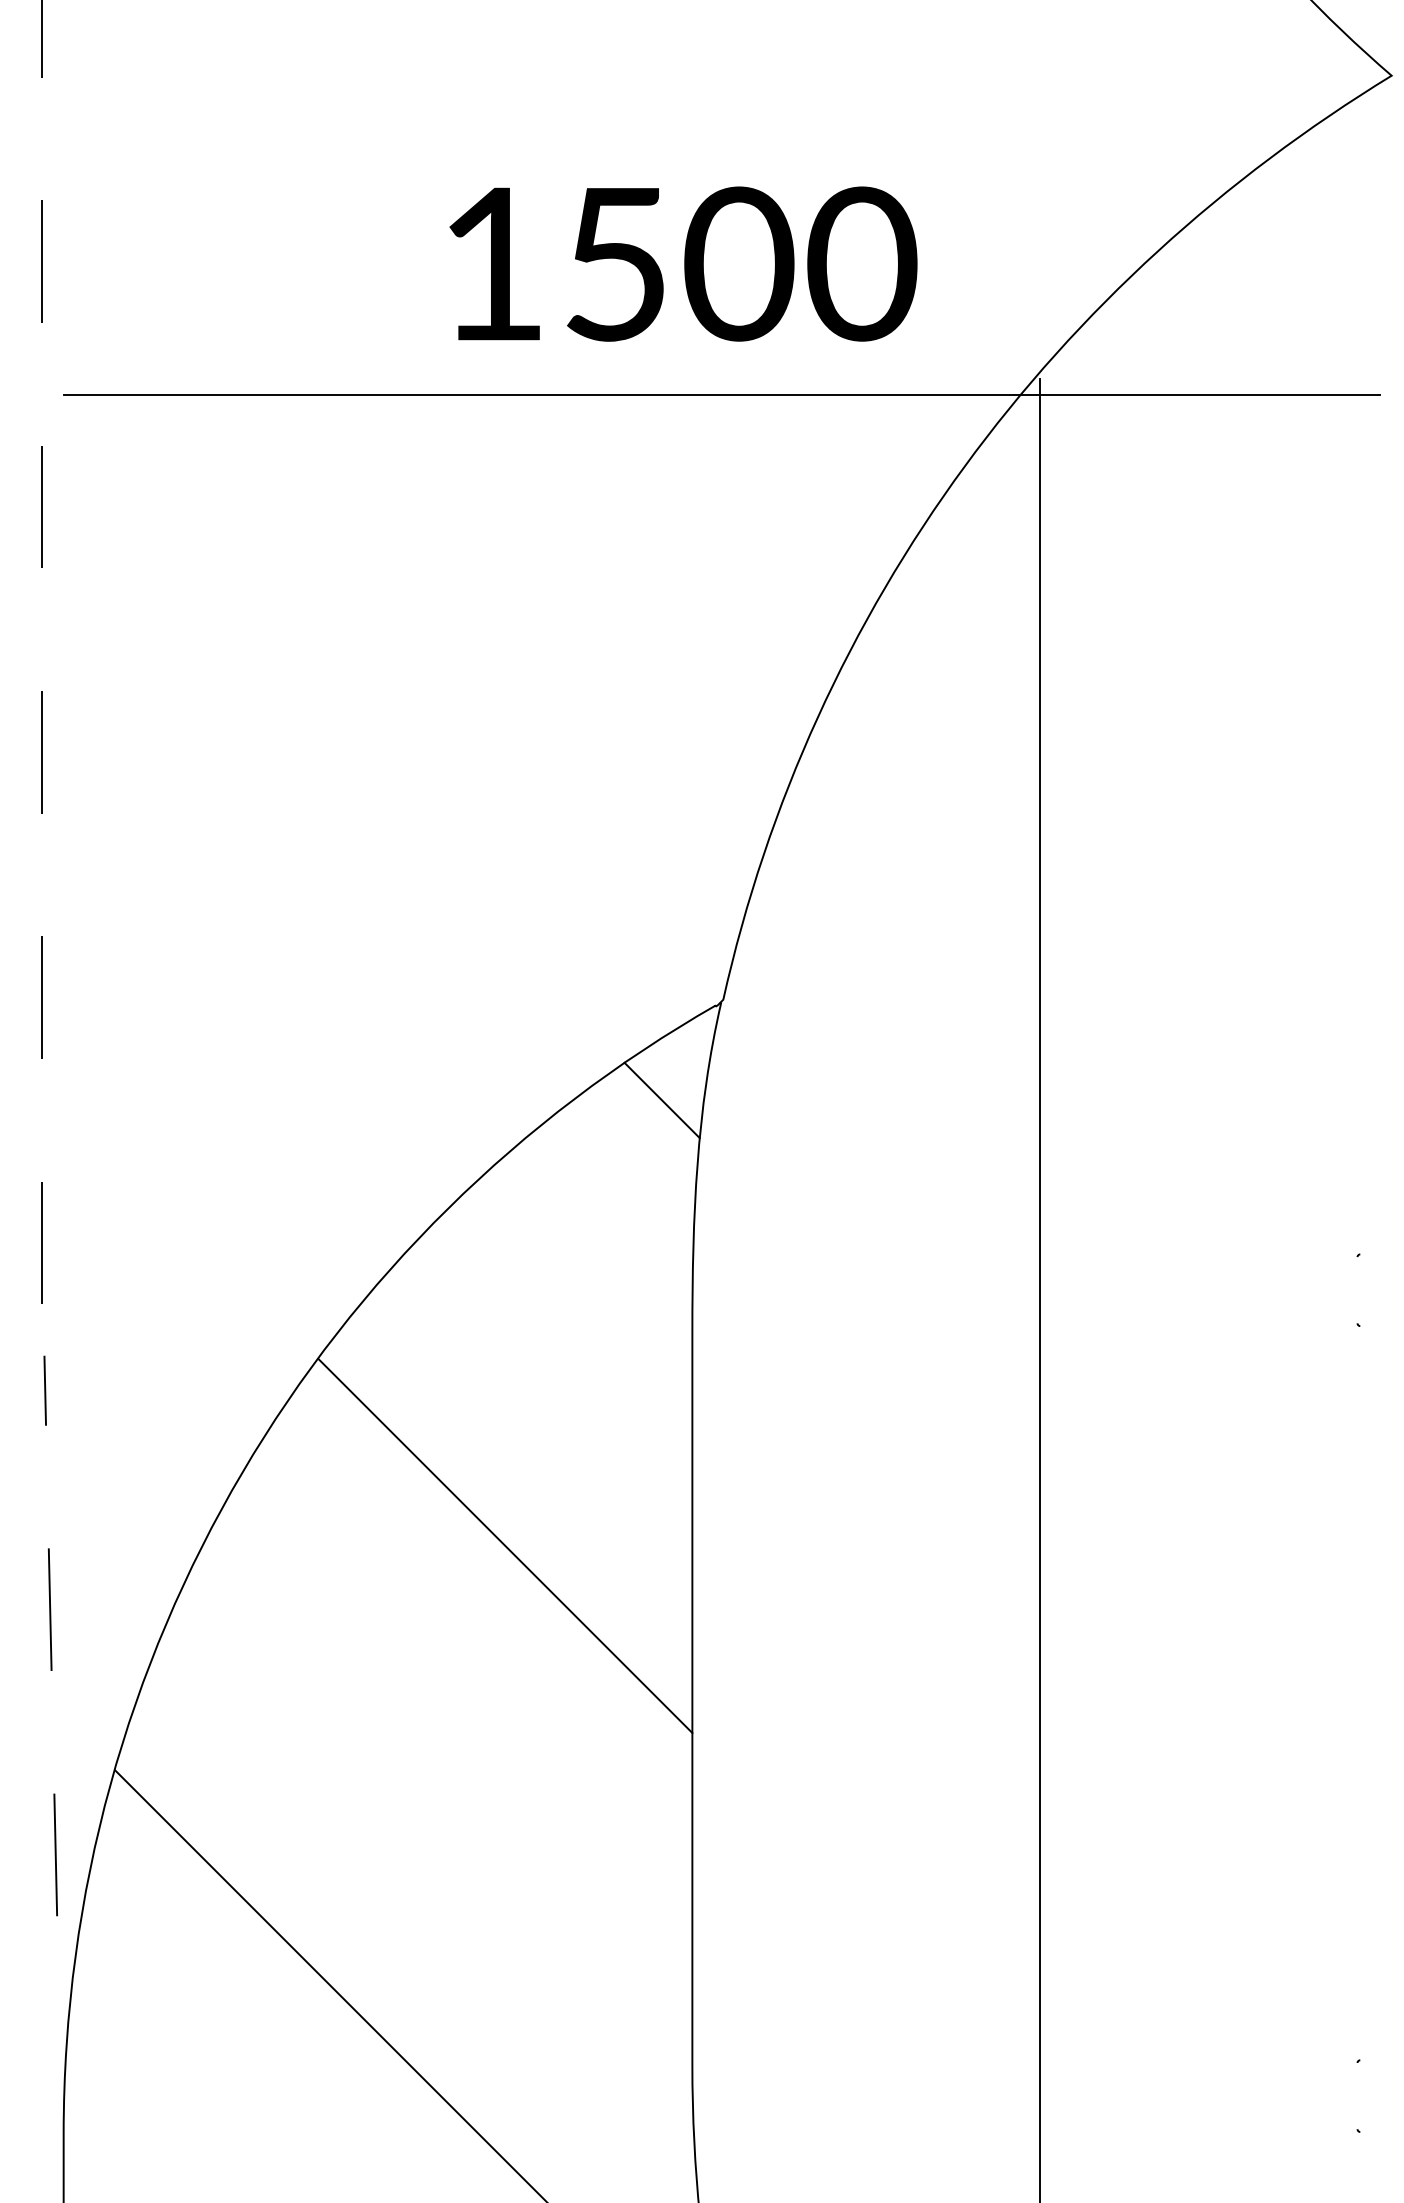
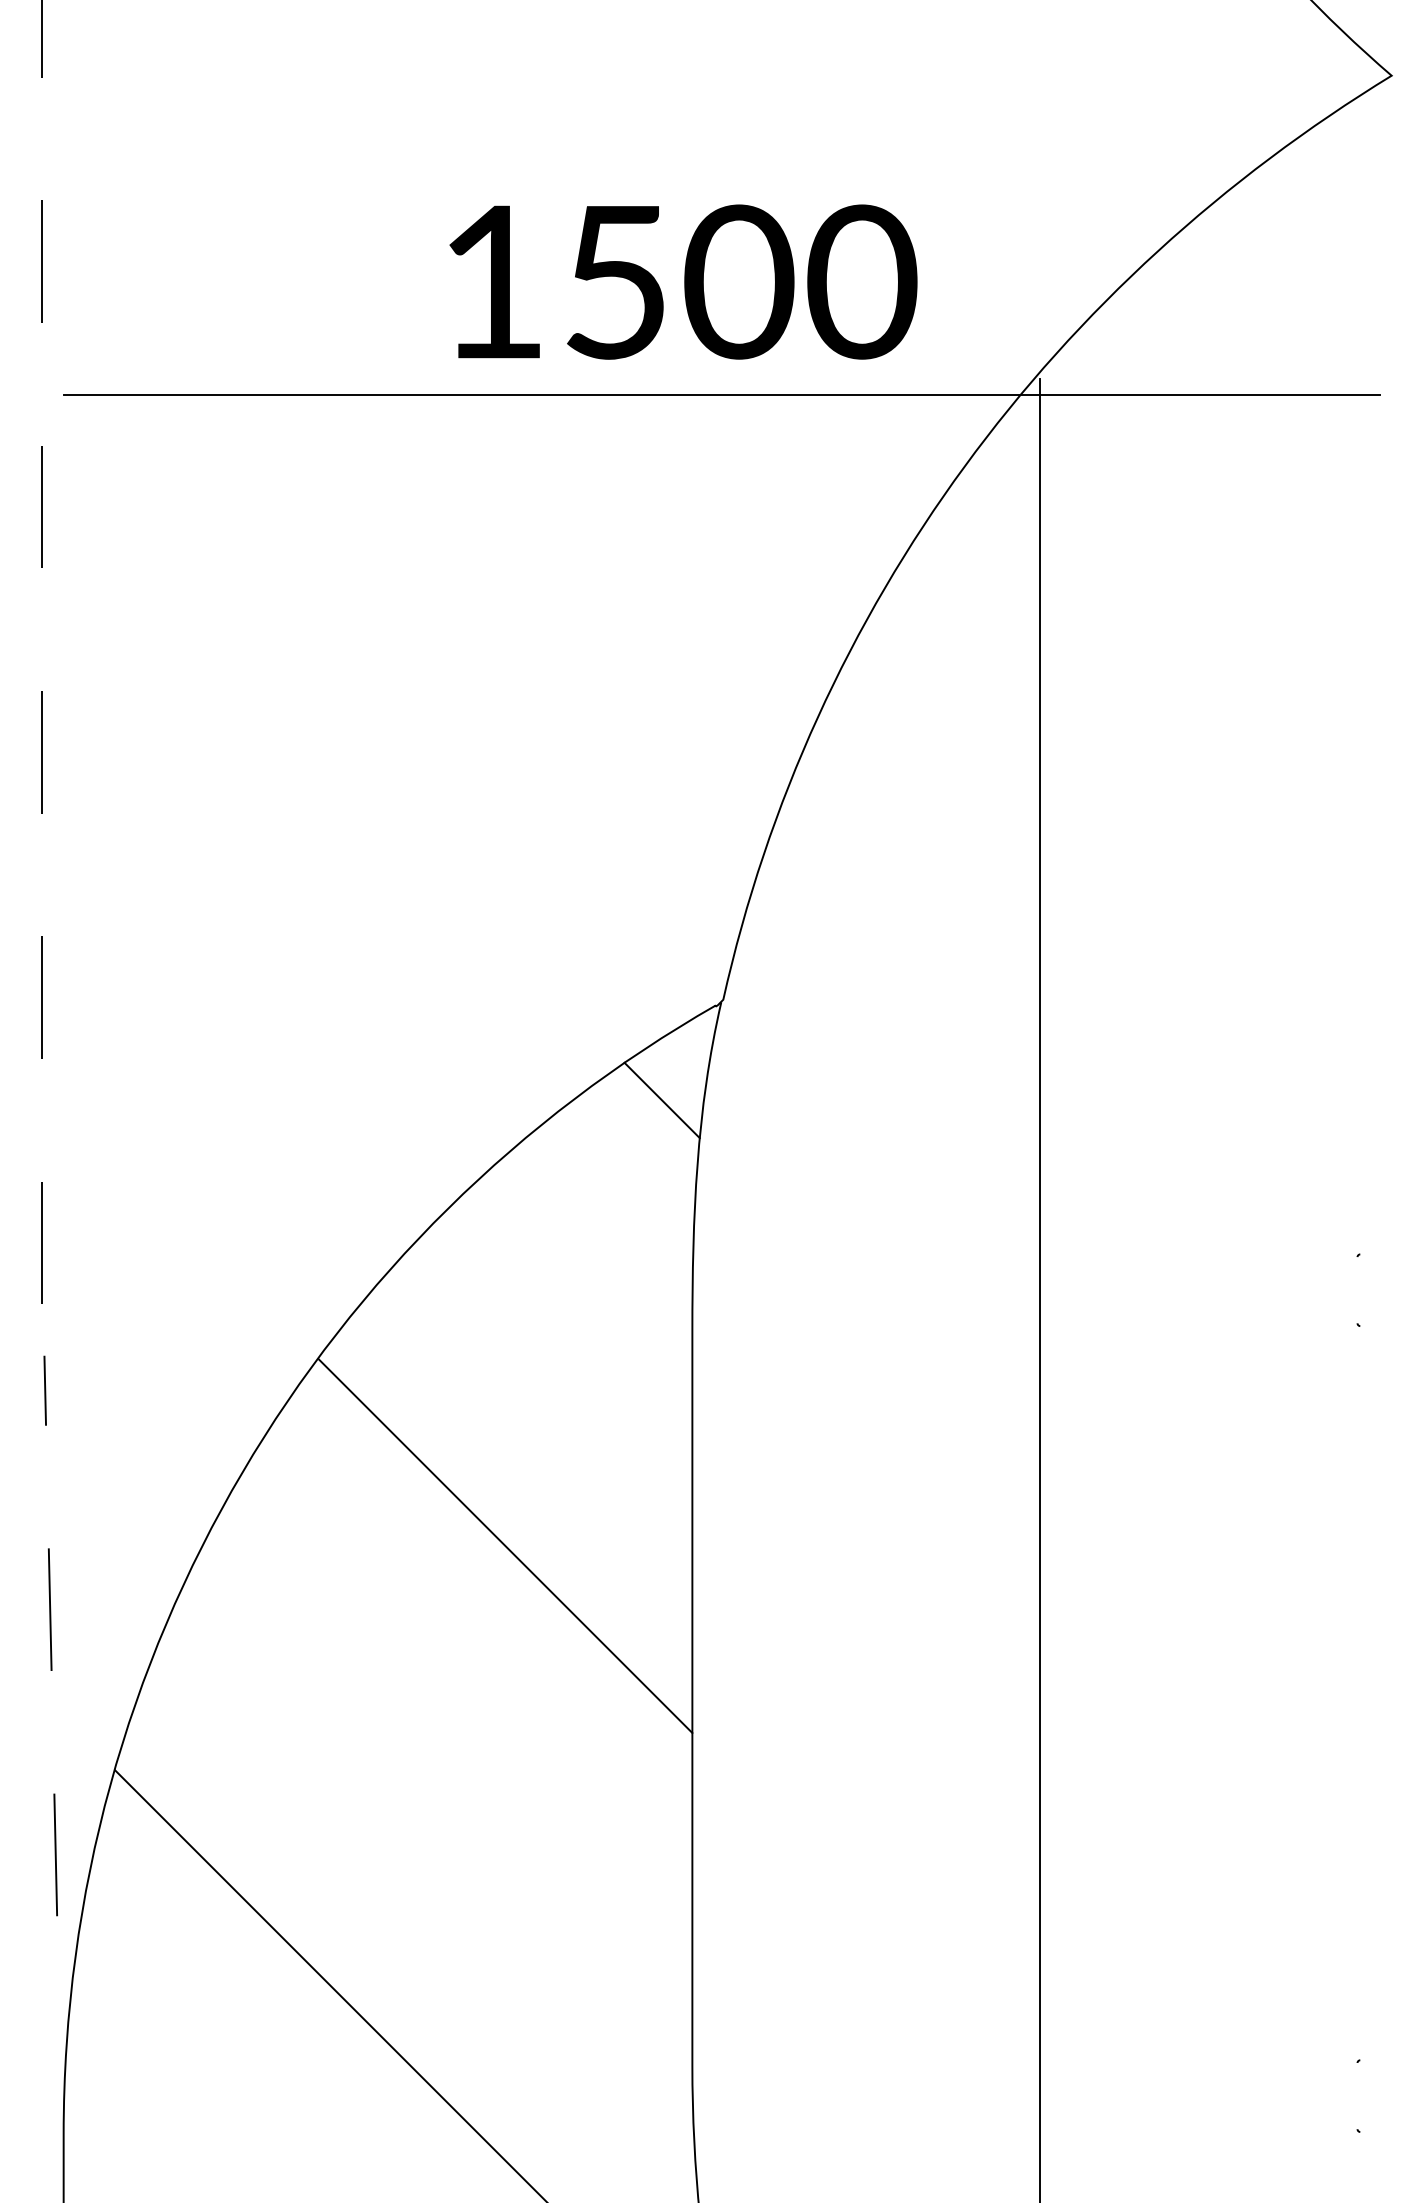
text position: (683, 263) -> (683, 281) (683, 281)
